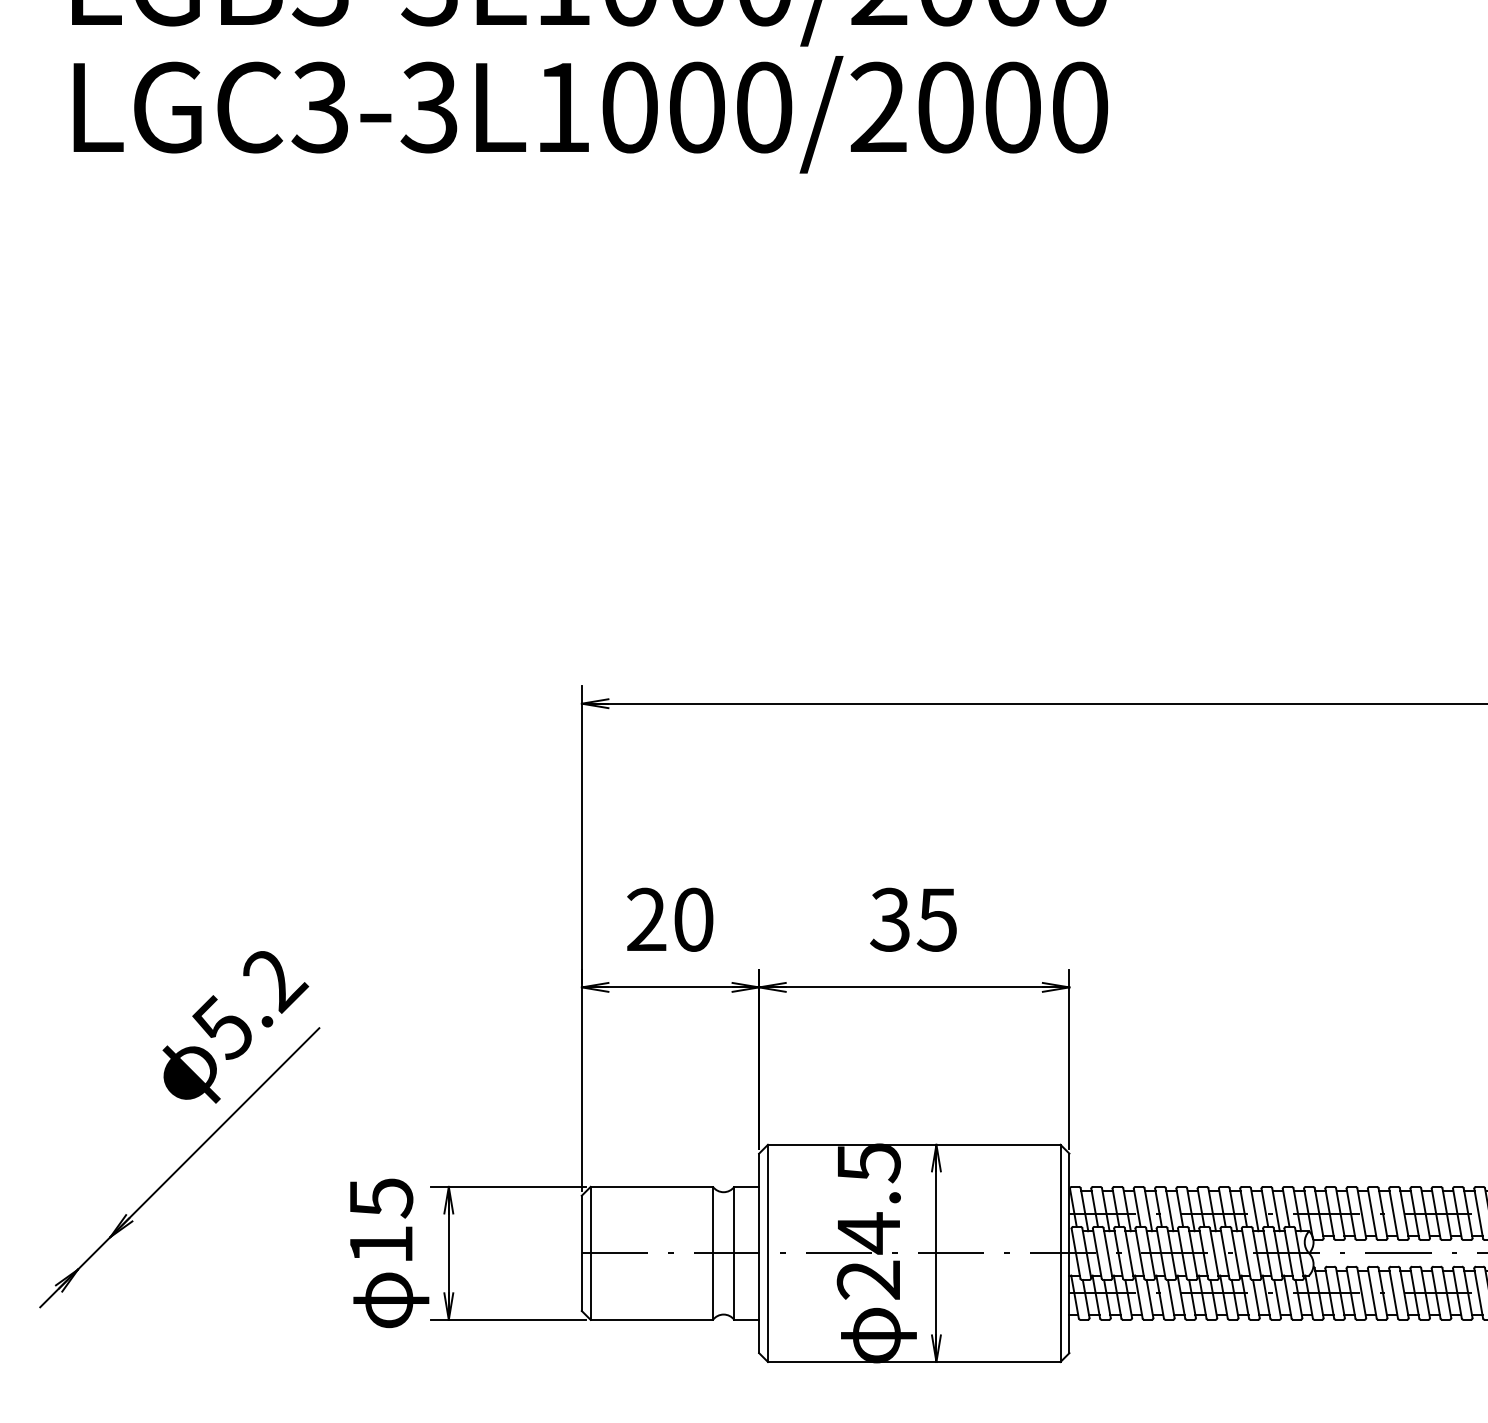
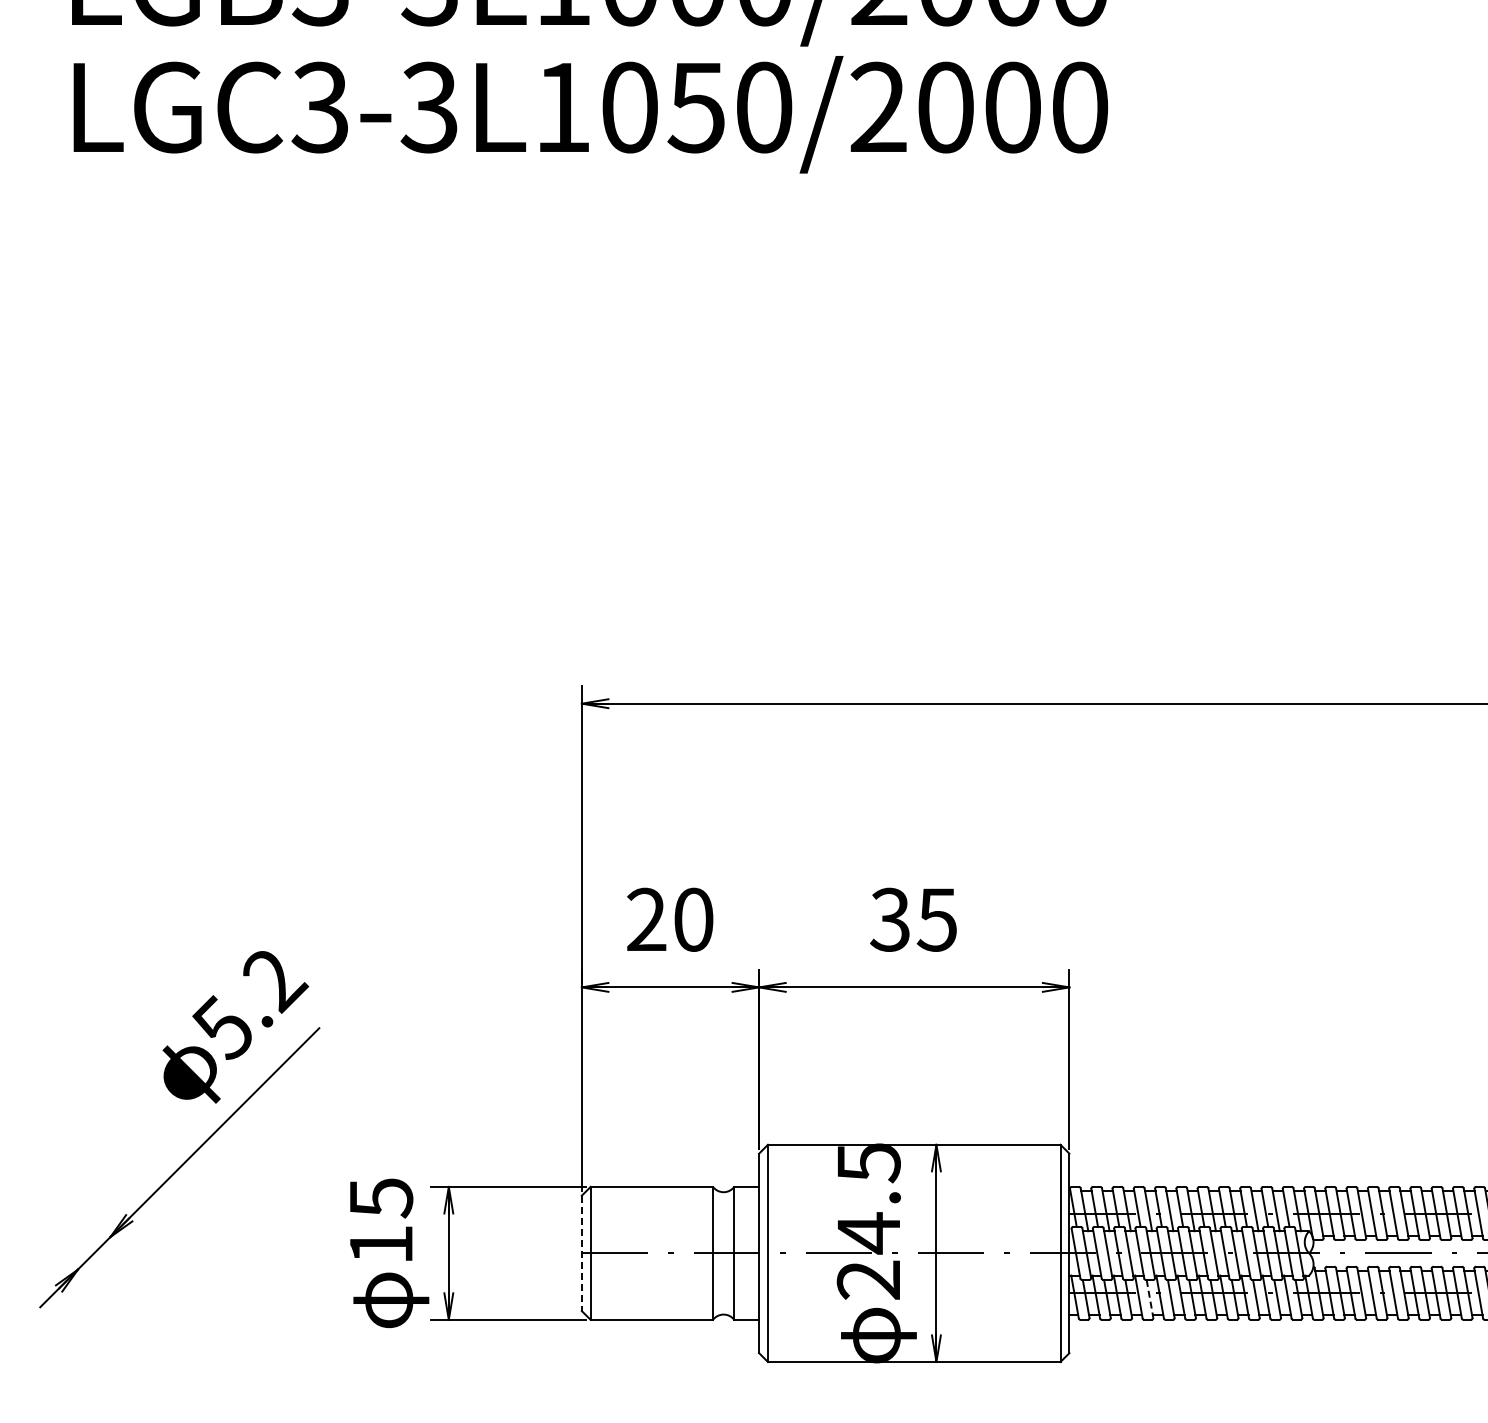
text: LGC3-3L1000/2000 -> LGC3-3L1050/2000 (695, 107)
line: solid -> dashed (581, 1253)
line: solid -> dashed (1150, 1299)
